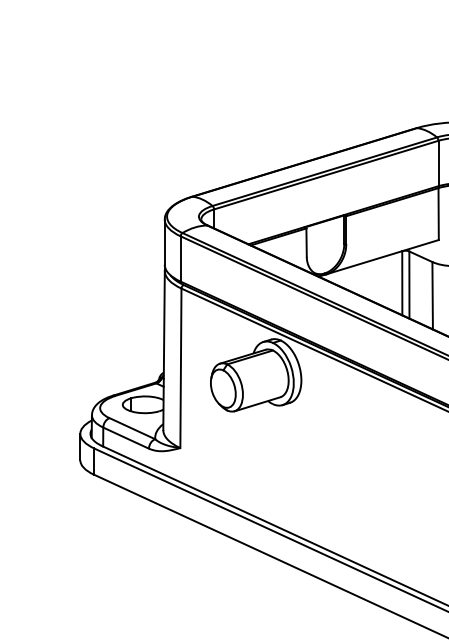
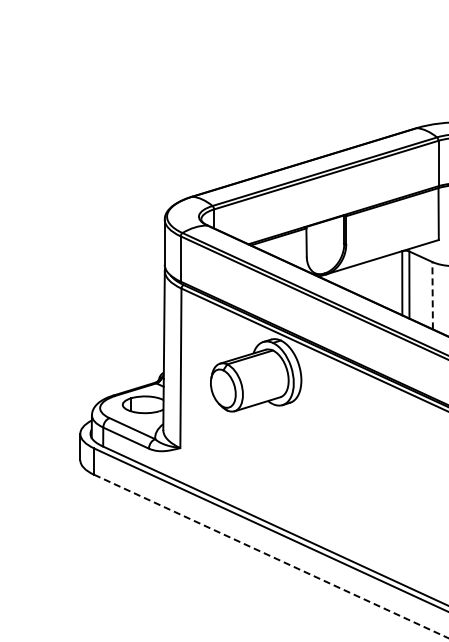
line: solid -> dashed (432, 295)
line: solid -> dashed (271, 556)
